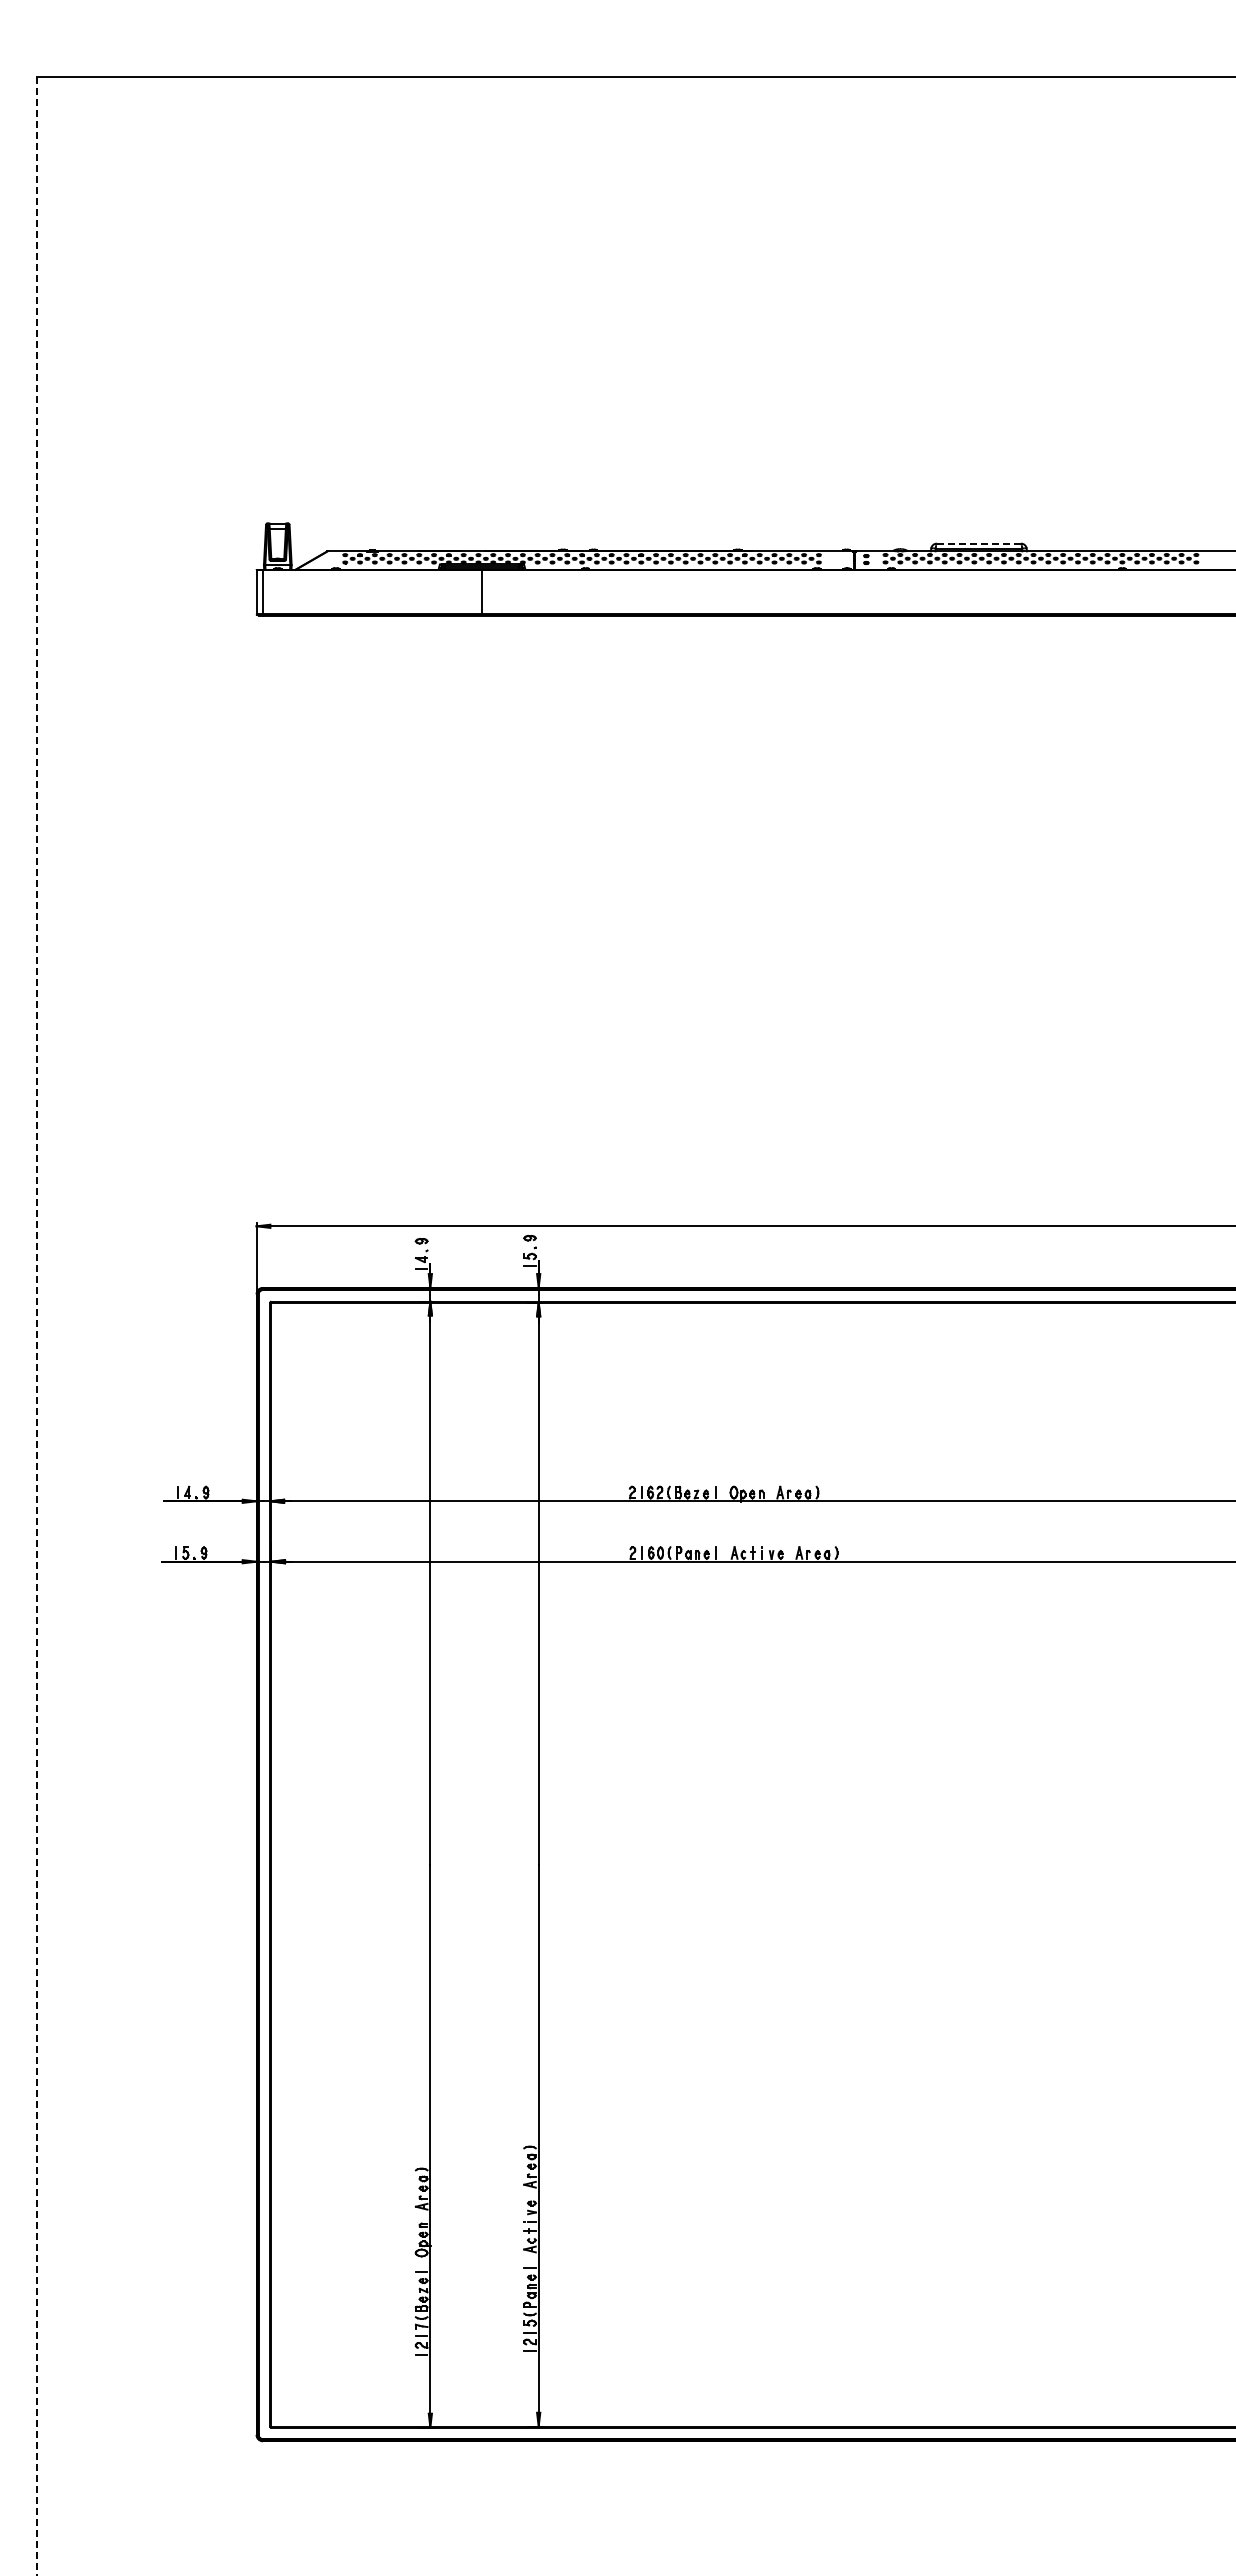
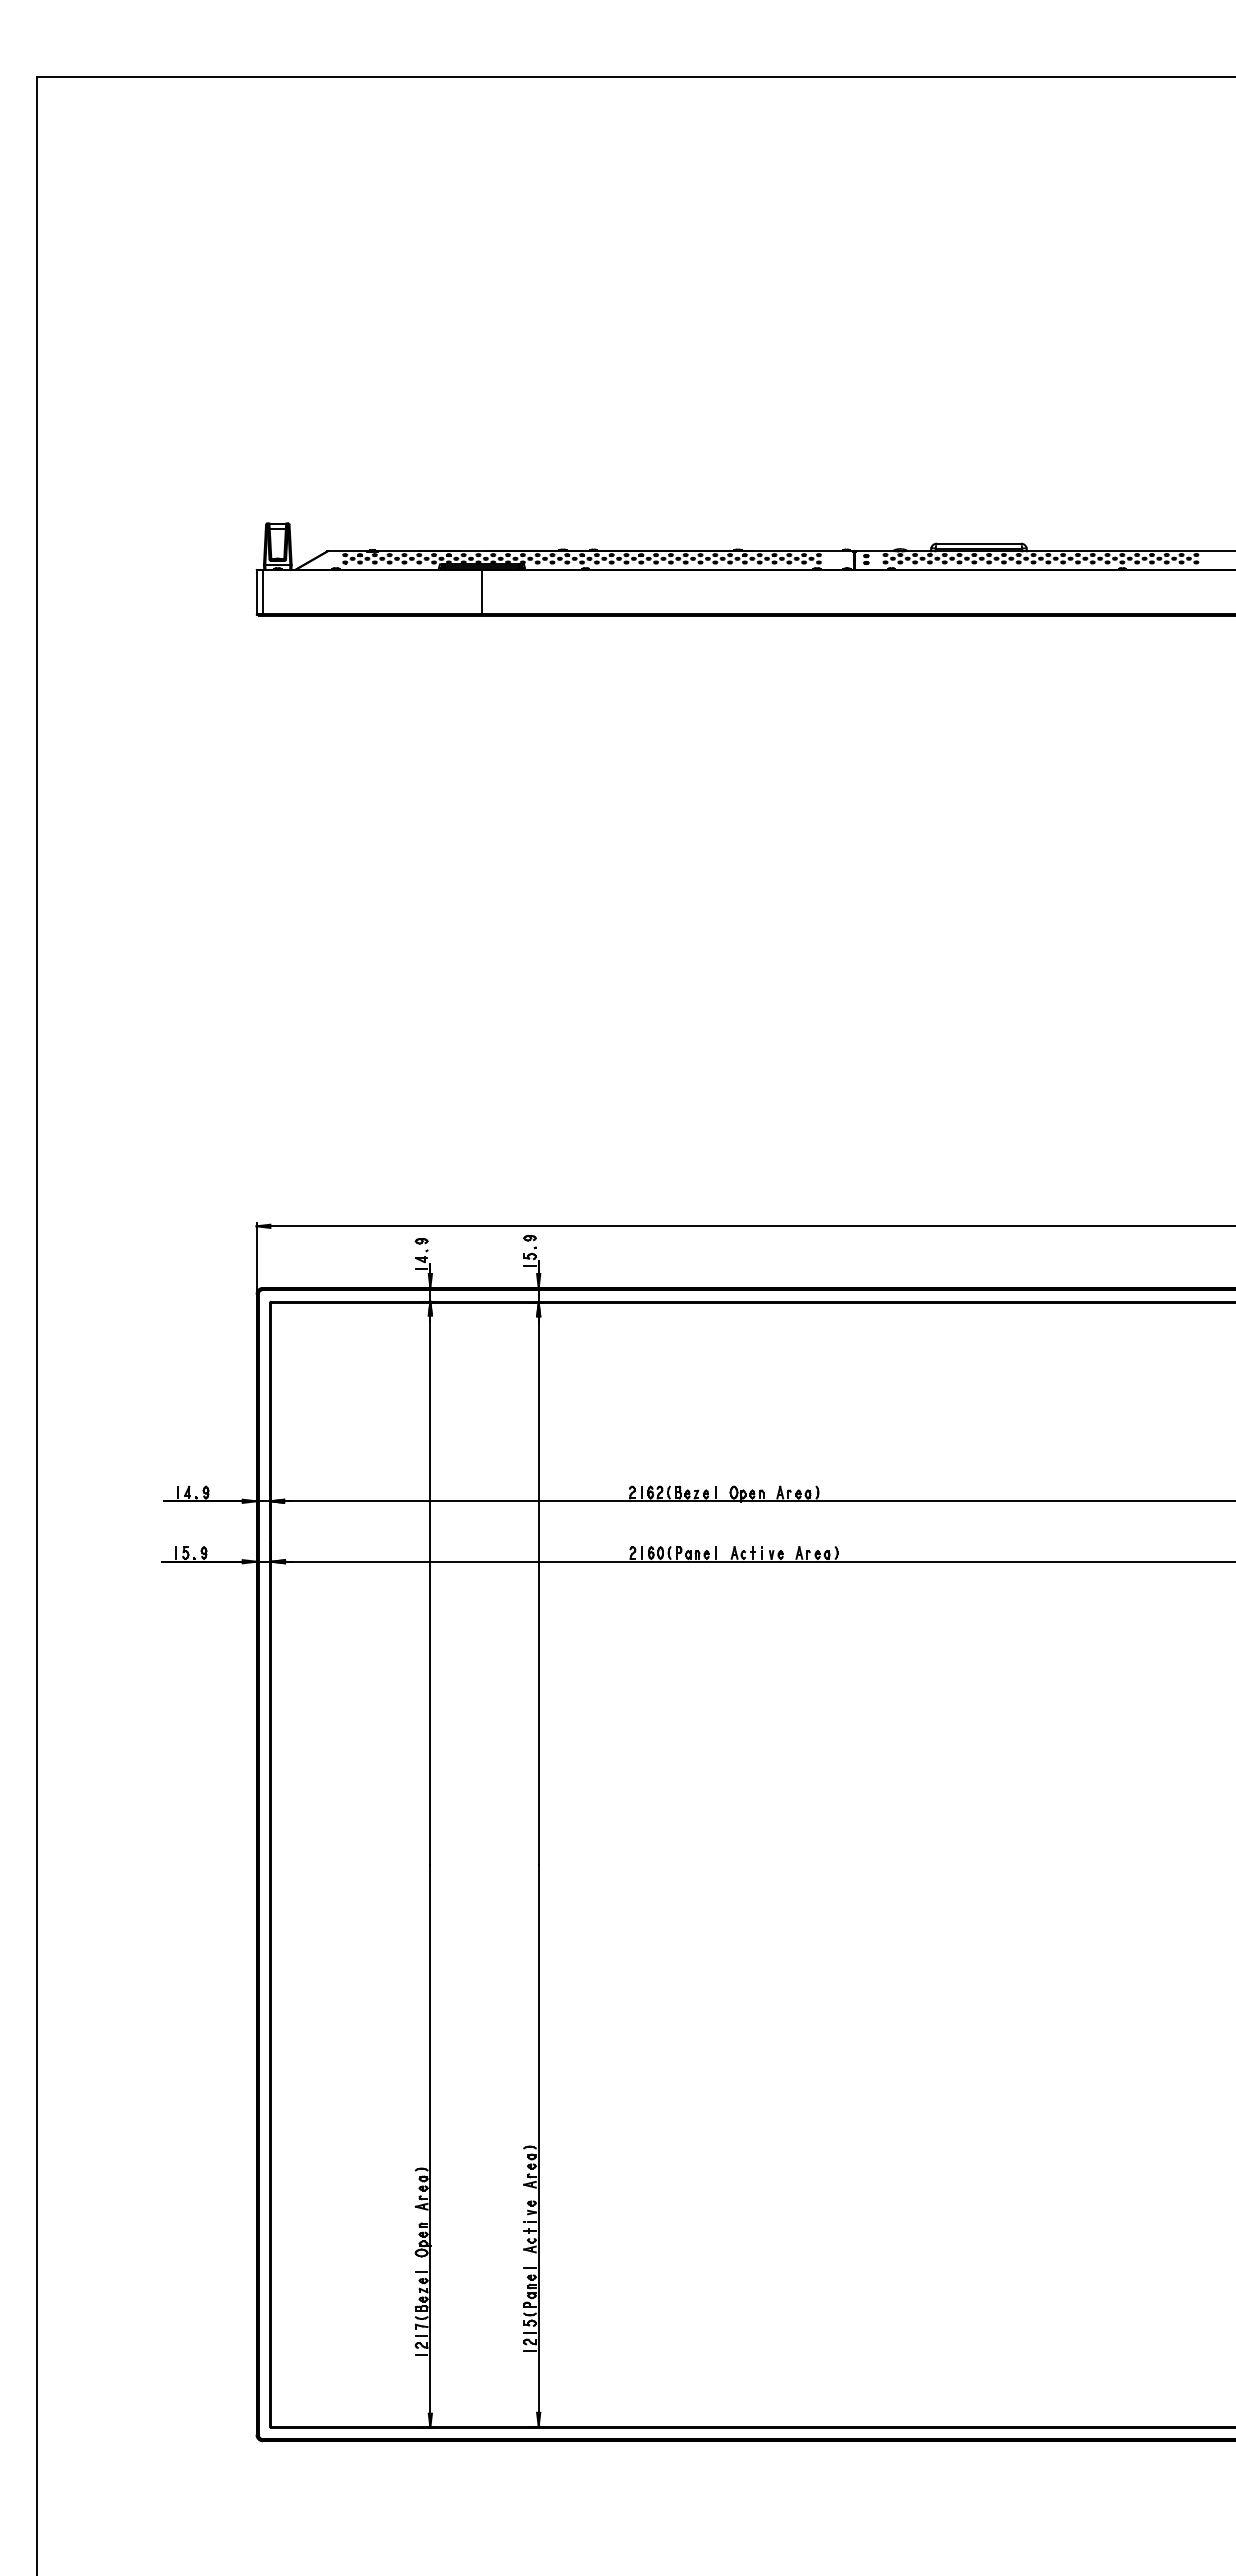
line: dashed -> solid (979, 543)
line: dashed -> solid (36, 1326)
